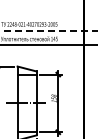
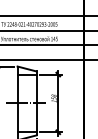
line: none -> present (48, 16)
line: dashed -> solid (49, 30)
line: none -> present (48, 59)
